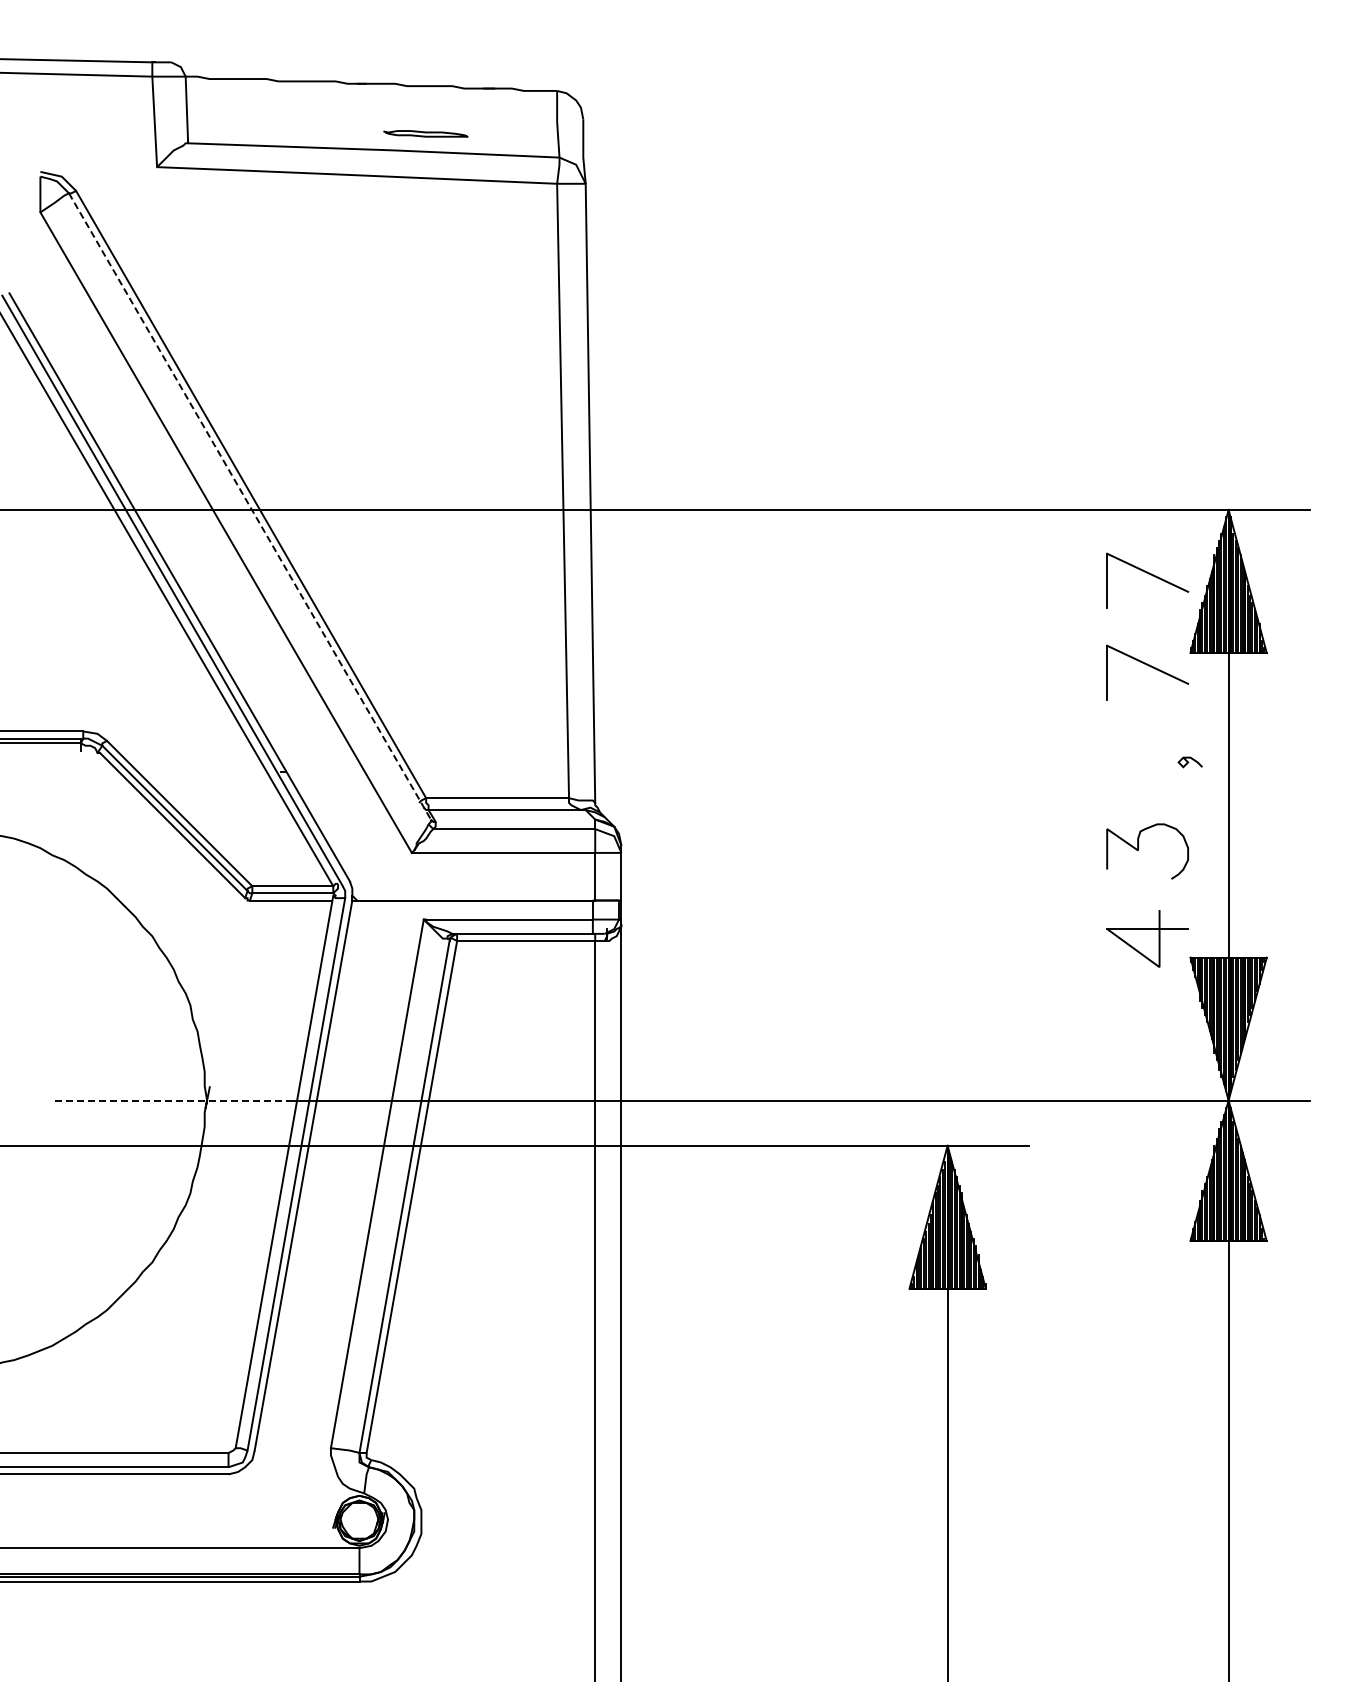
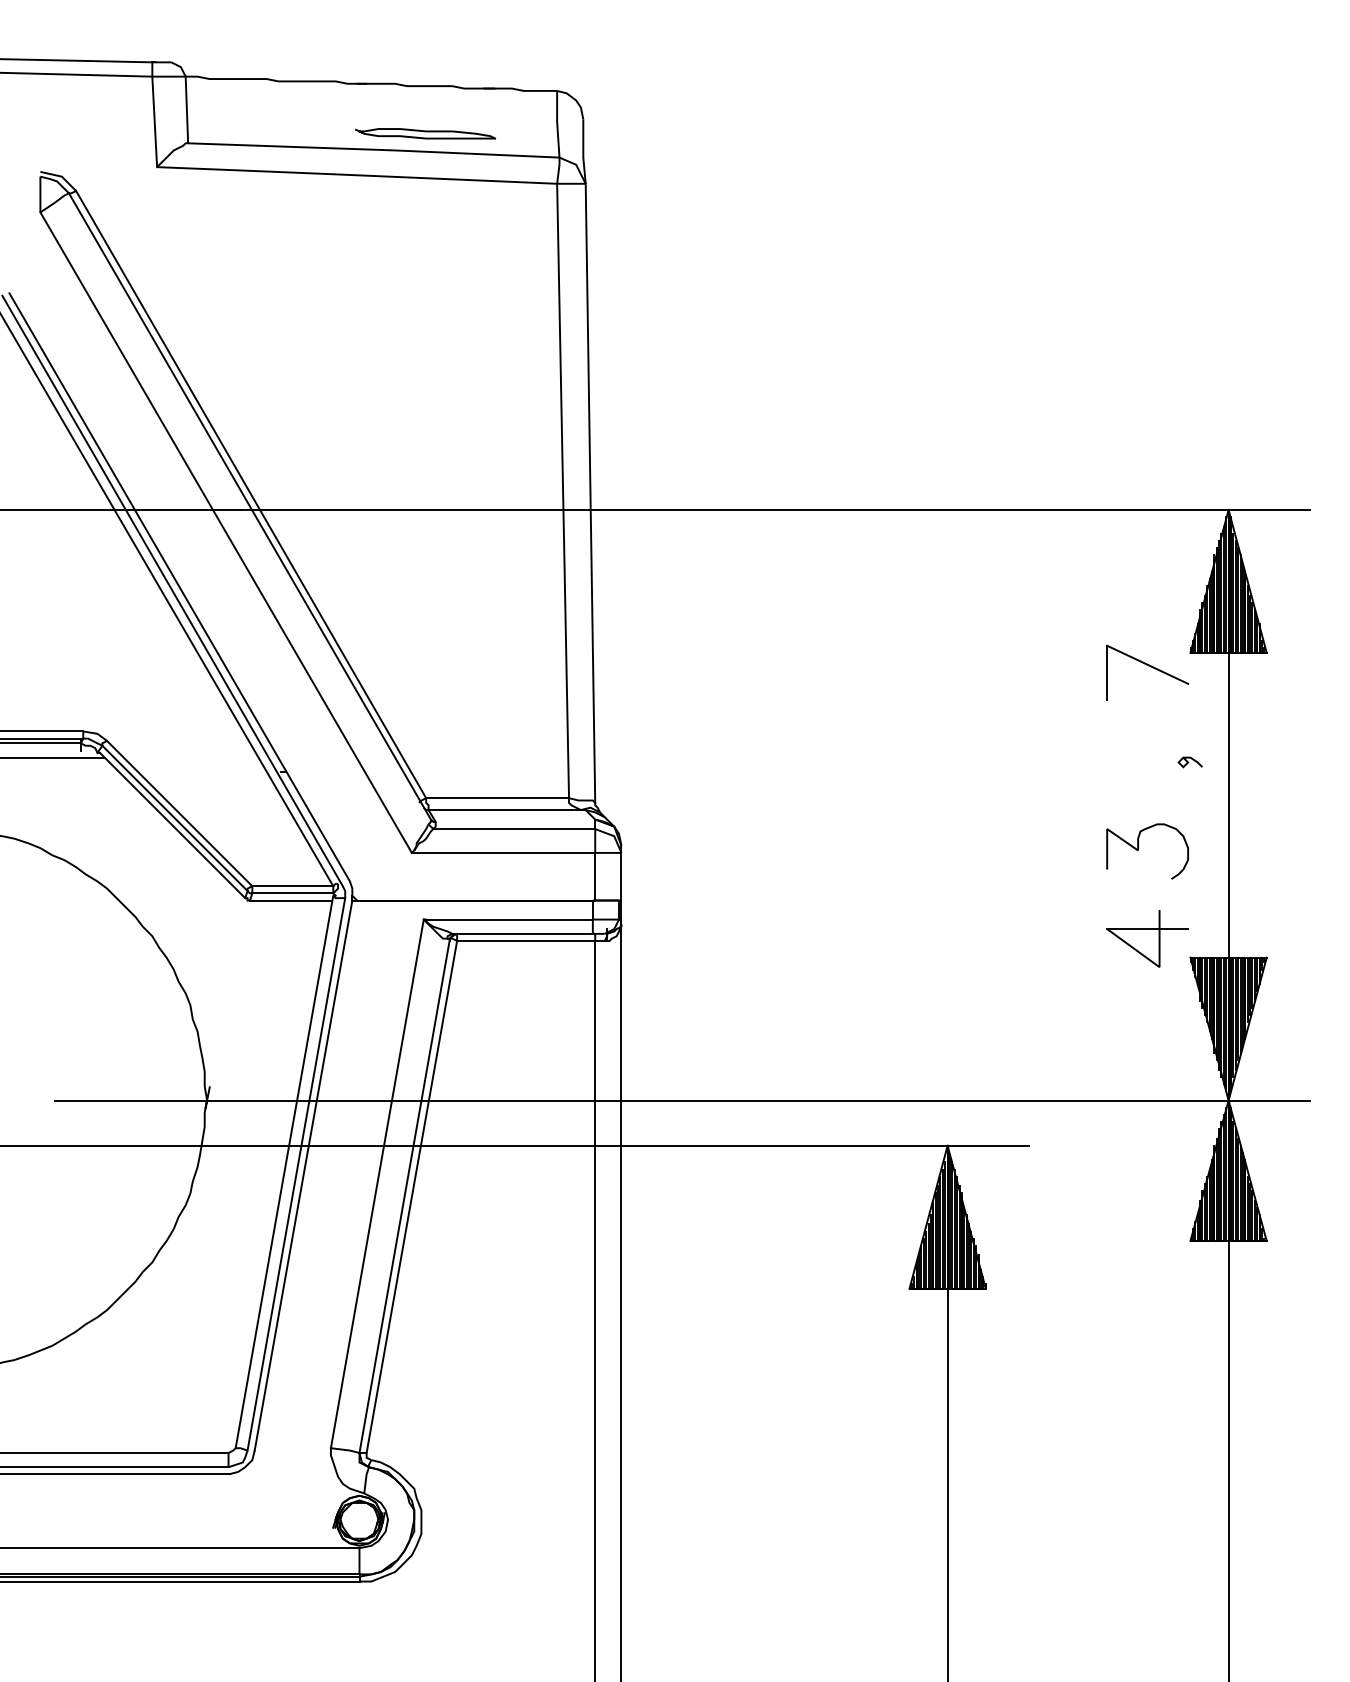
part size: 86x8 px -> 142x12 px (425, 133)
line: dashed -> solid (249, 506)
part: present -> none (1147, 580)
line: none -> present (53, 757)
line: dashed -> solid (171, 1100)
